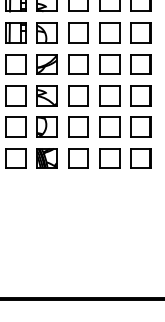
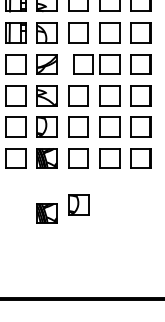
part position: (78, 64) -> (83, 64) (83, 64)
part: none -> present (78, 204)
part: none -> present (46, 213)
